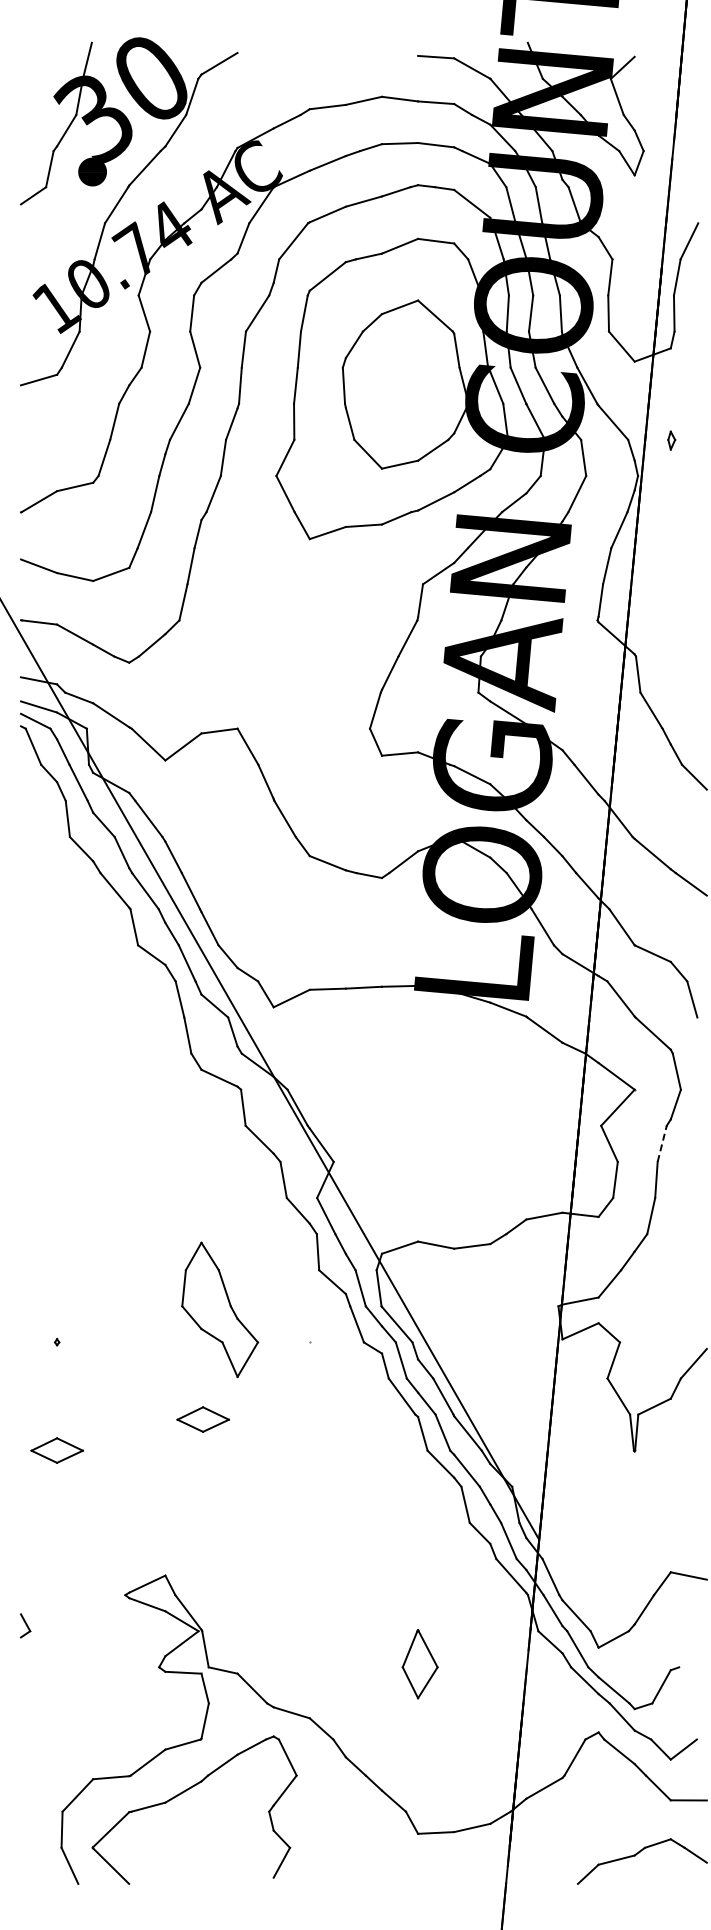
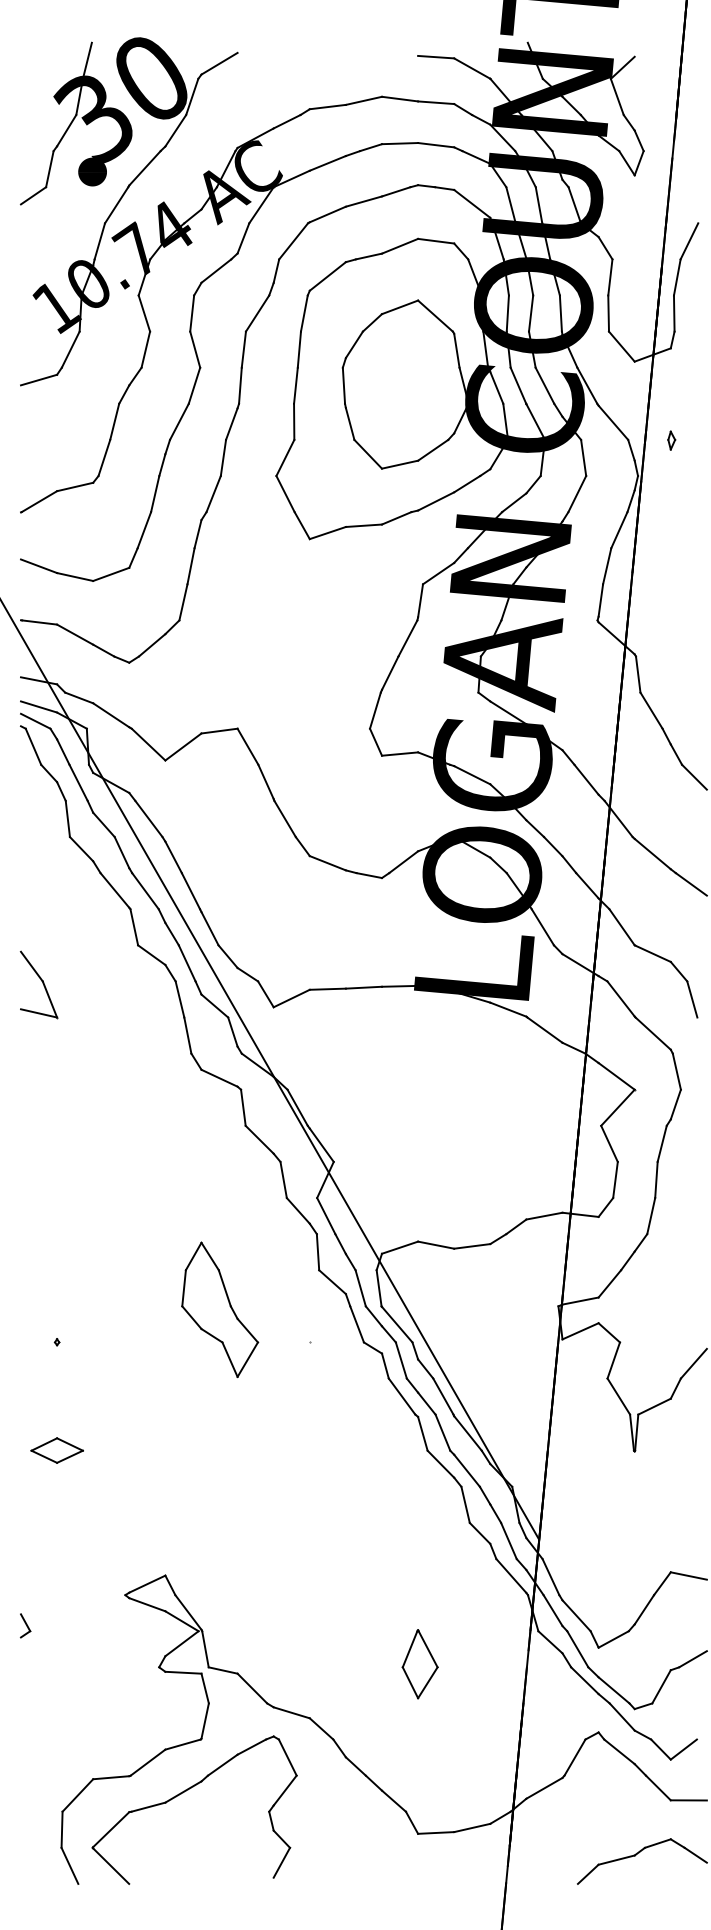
part: none -> present (38, 984)
line: dashed -> solid (662, 1143)
part: present -> none (202, 1419)
line: none -> present (692, 1659)
